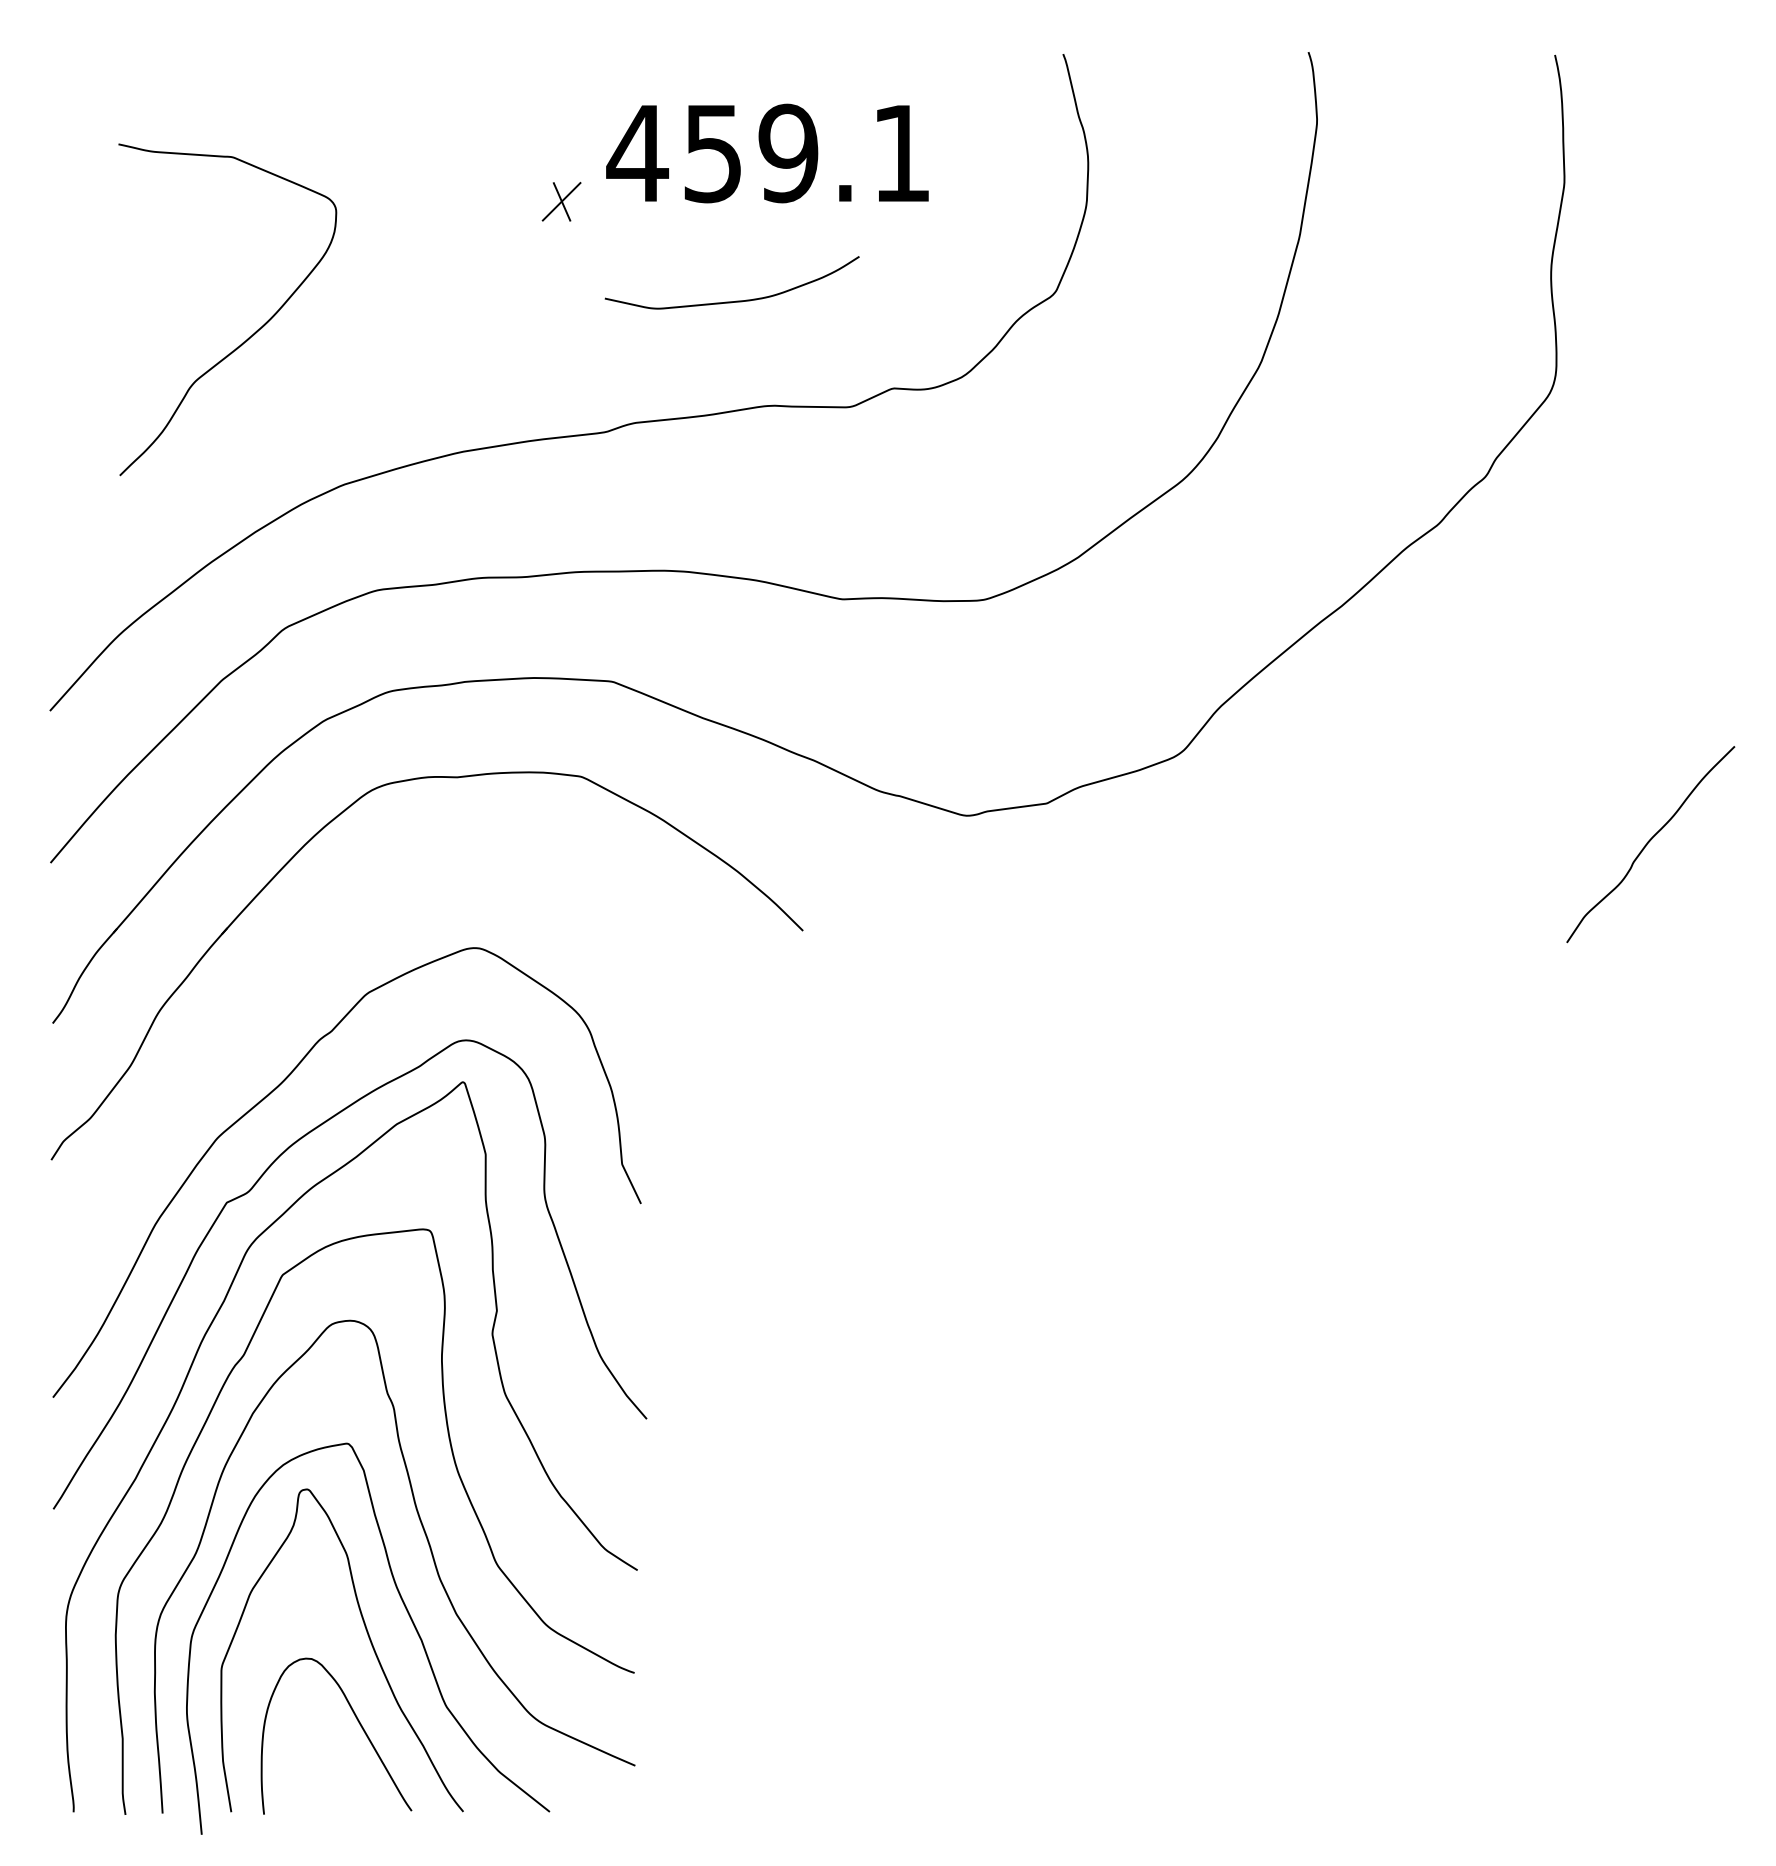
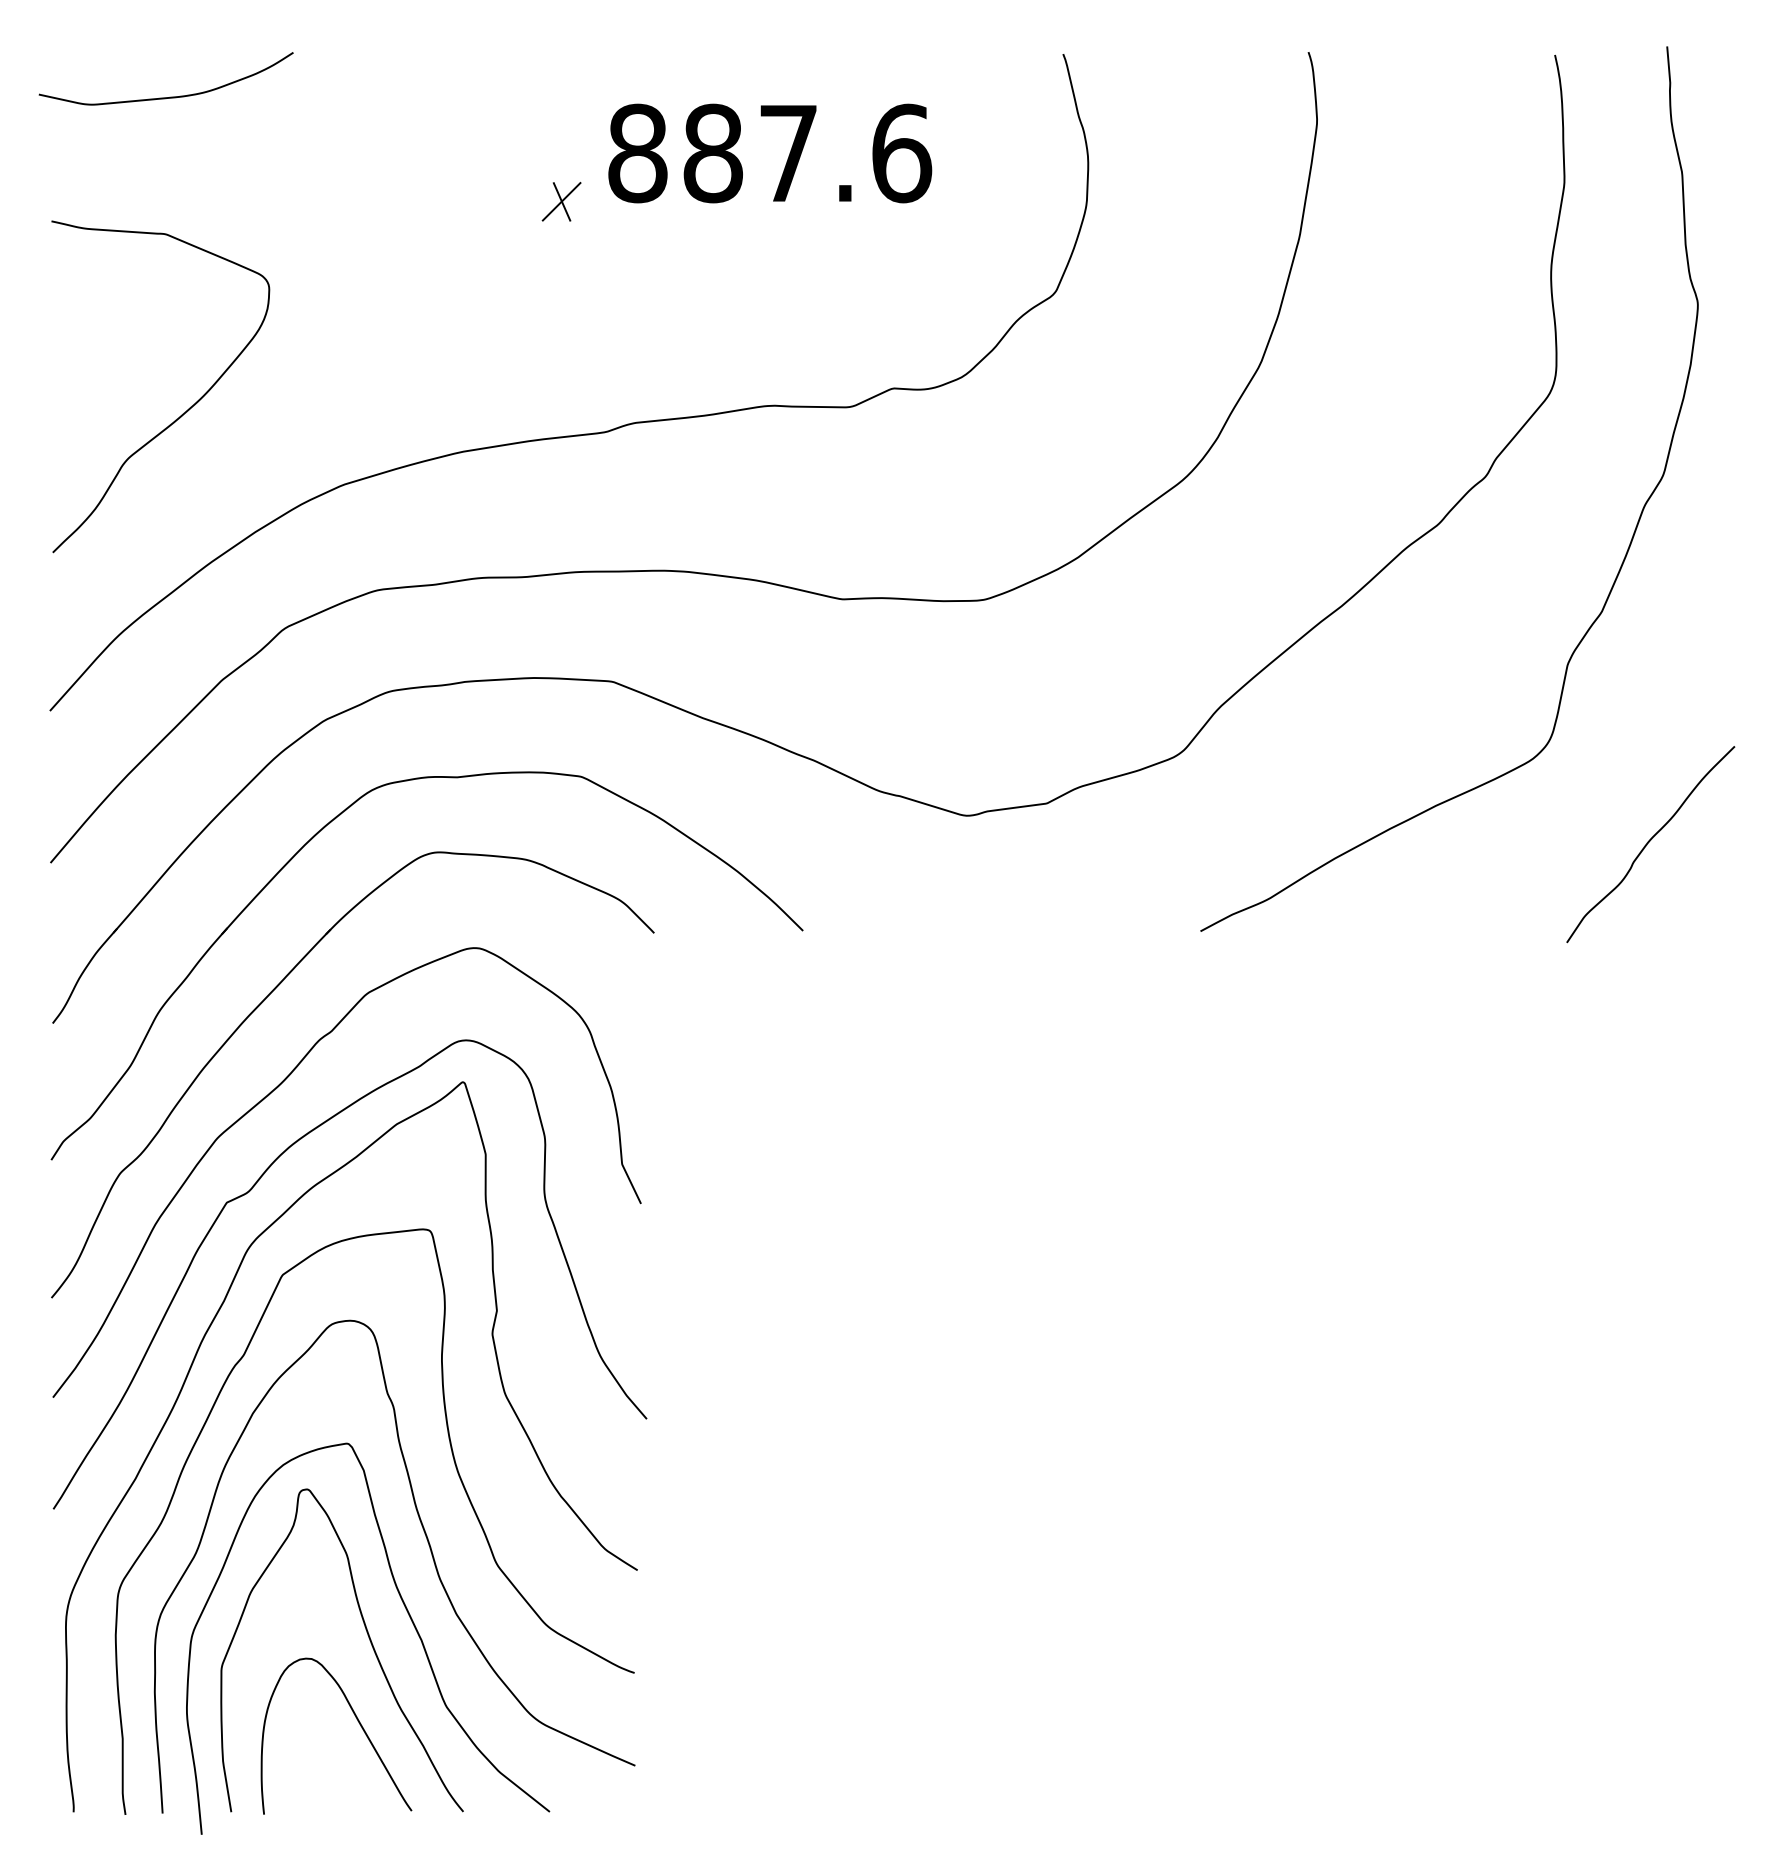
text: 459.1 -> 887.6 (769, 153)
curve position: (736, 300) -> (170, 96) (170, 96)
curve position: (249, 336) -> (182, 413) (182, 413)
curve: none -> present (1623, 558)
part: none -> present (264, 1001)
